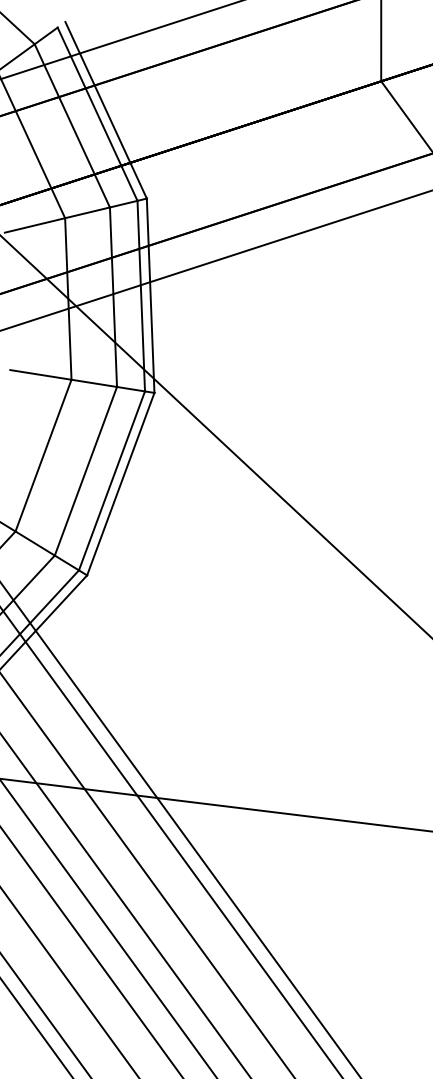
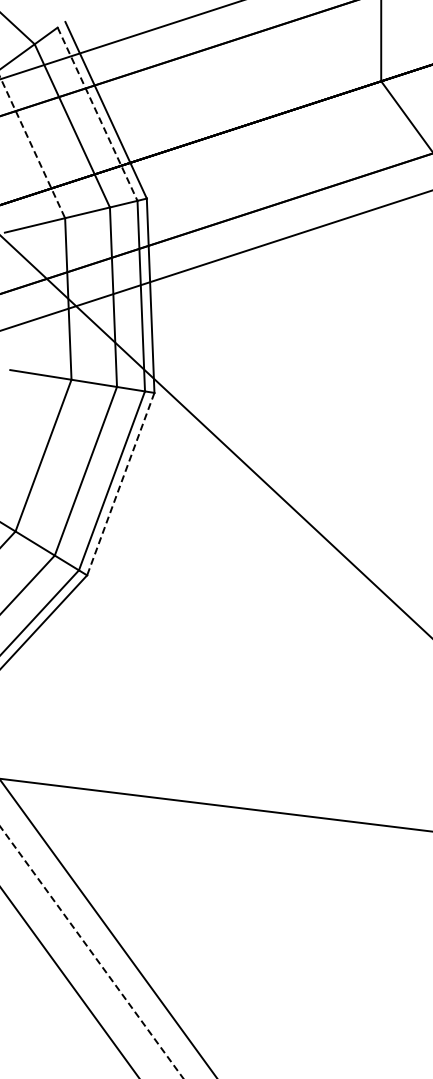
line: solid -> dashed (97, 114)
line: solid -> dashed (32, 148)
line: solid -> dashed (120, 484)
line: present -> none (180, 829)
line: present -> none (171, 842)
line: present -> none (147, 875)
line: present -> none (125, 905)
line: solid -> dashed (91, 952)
line: present -> none (45, 1015)
line: present -> none (36, 1027)
